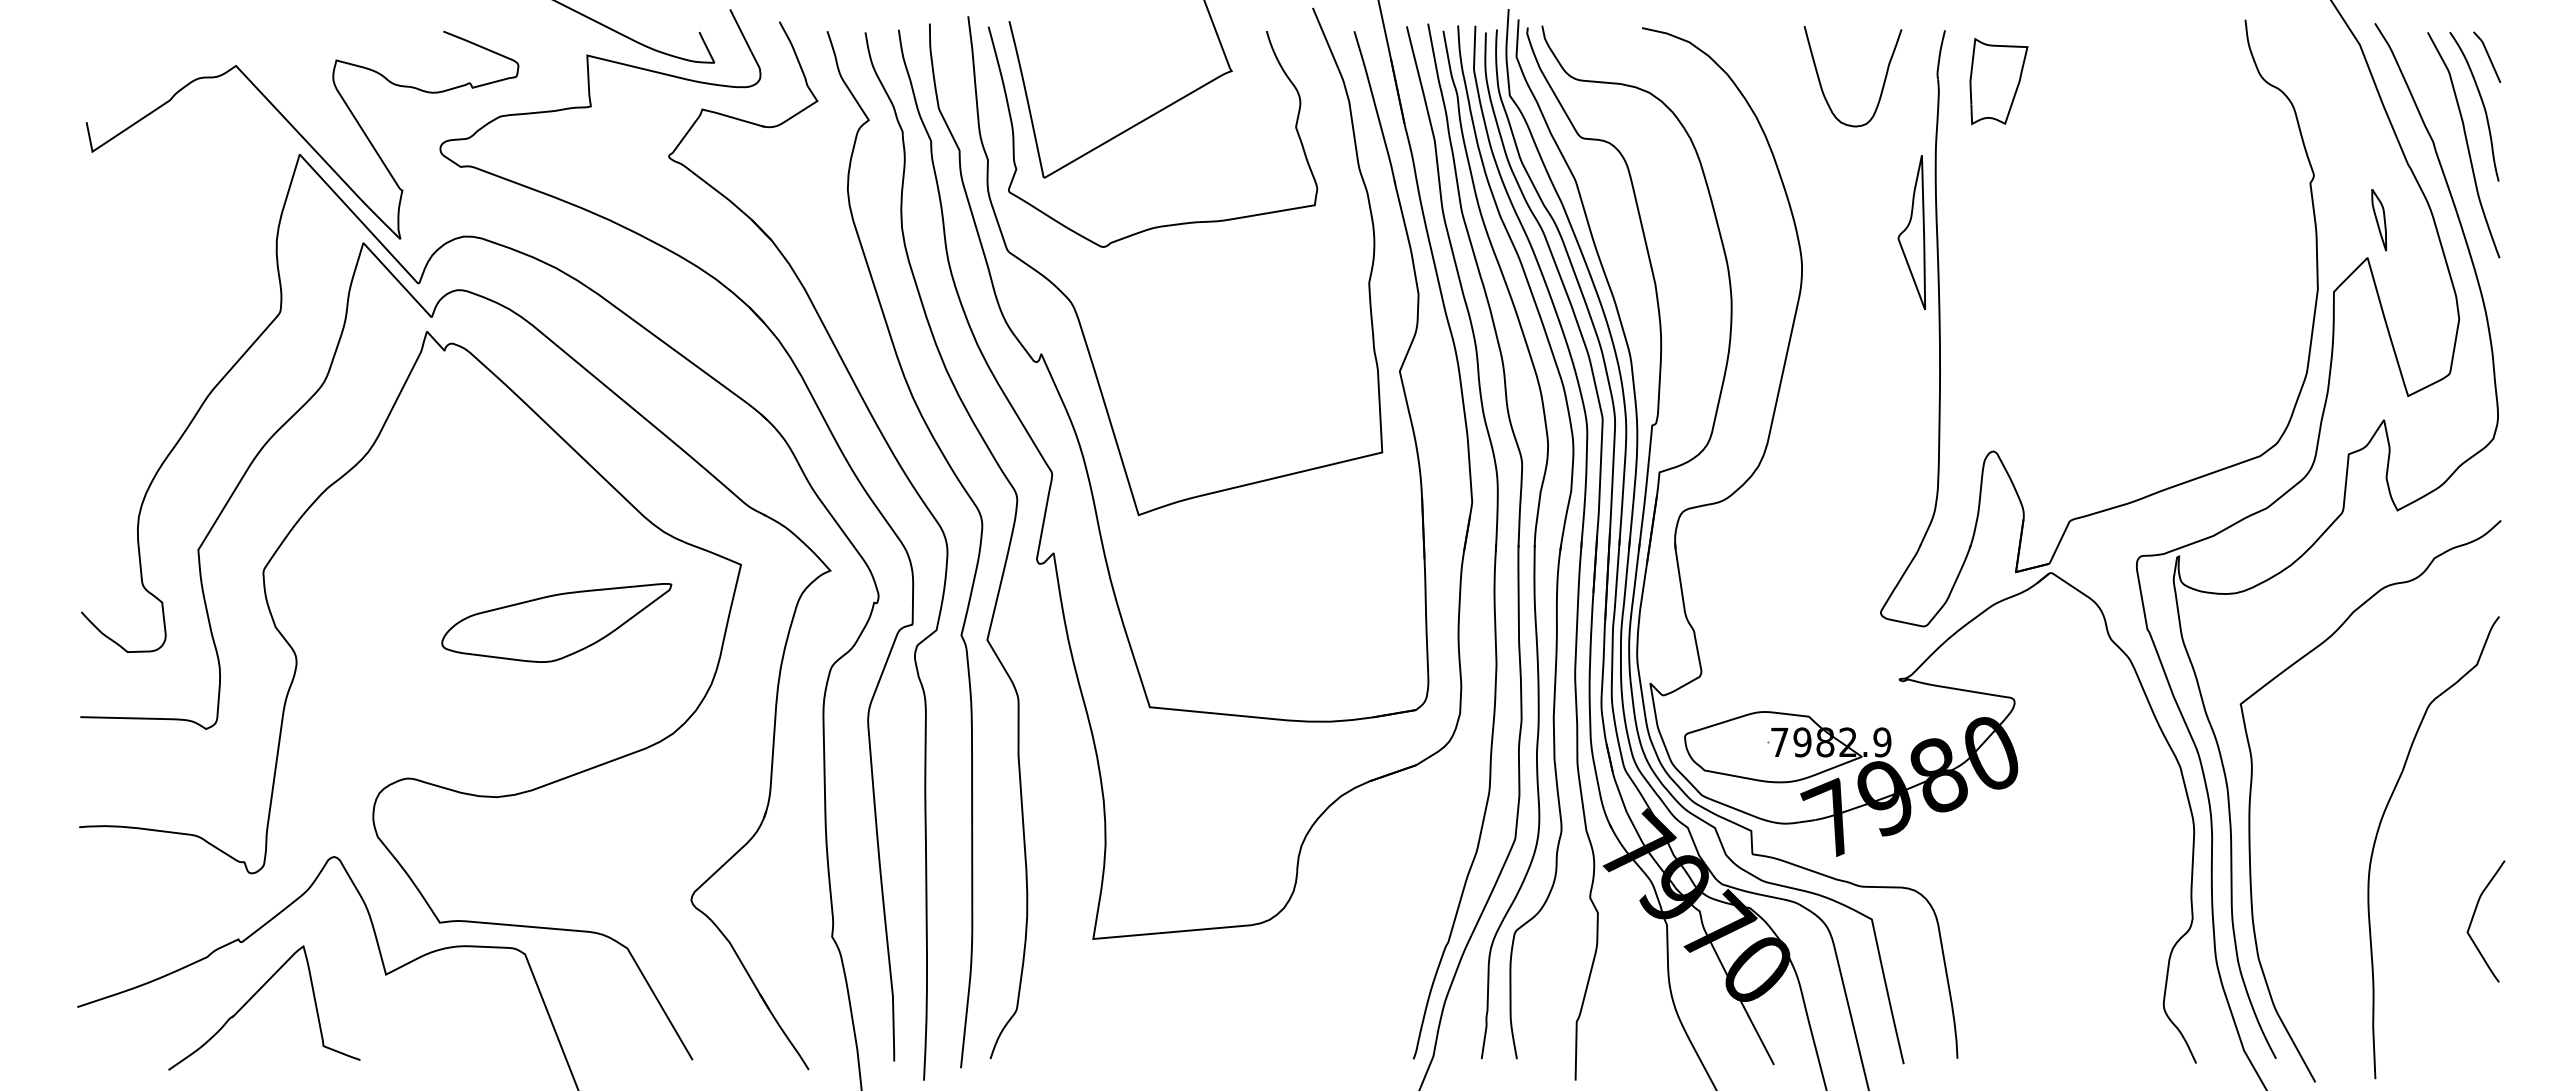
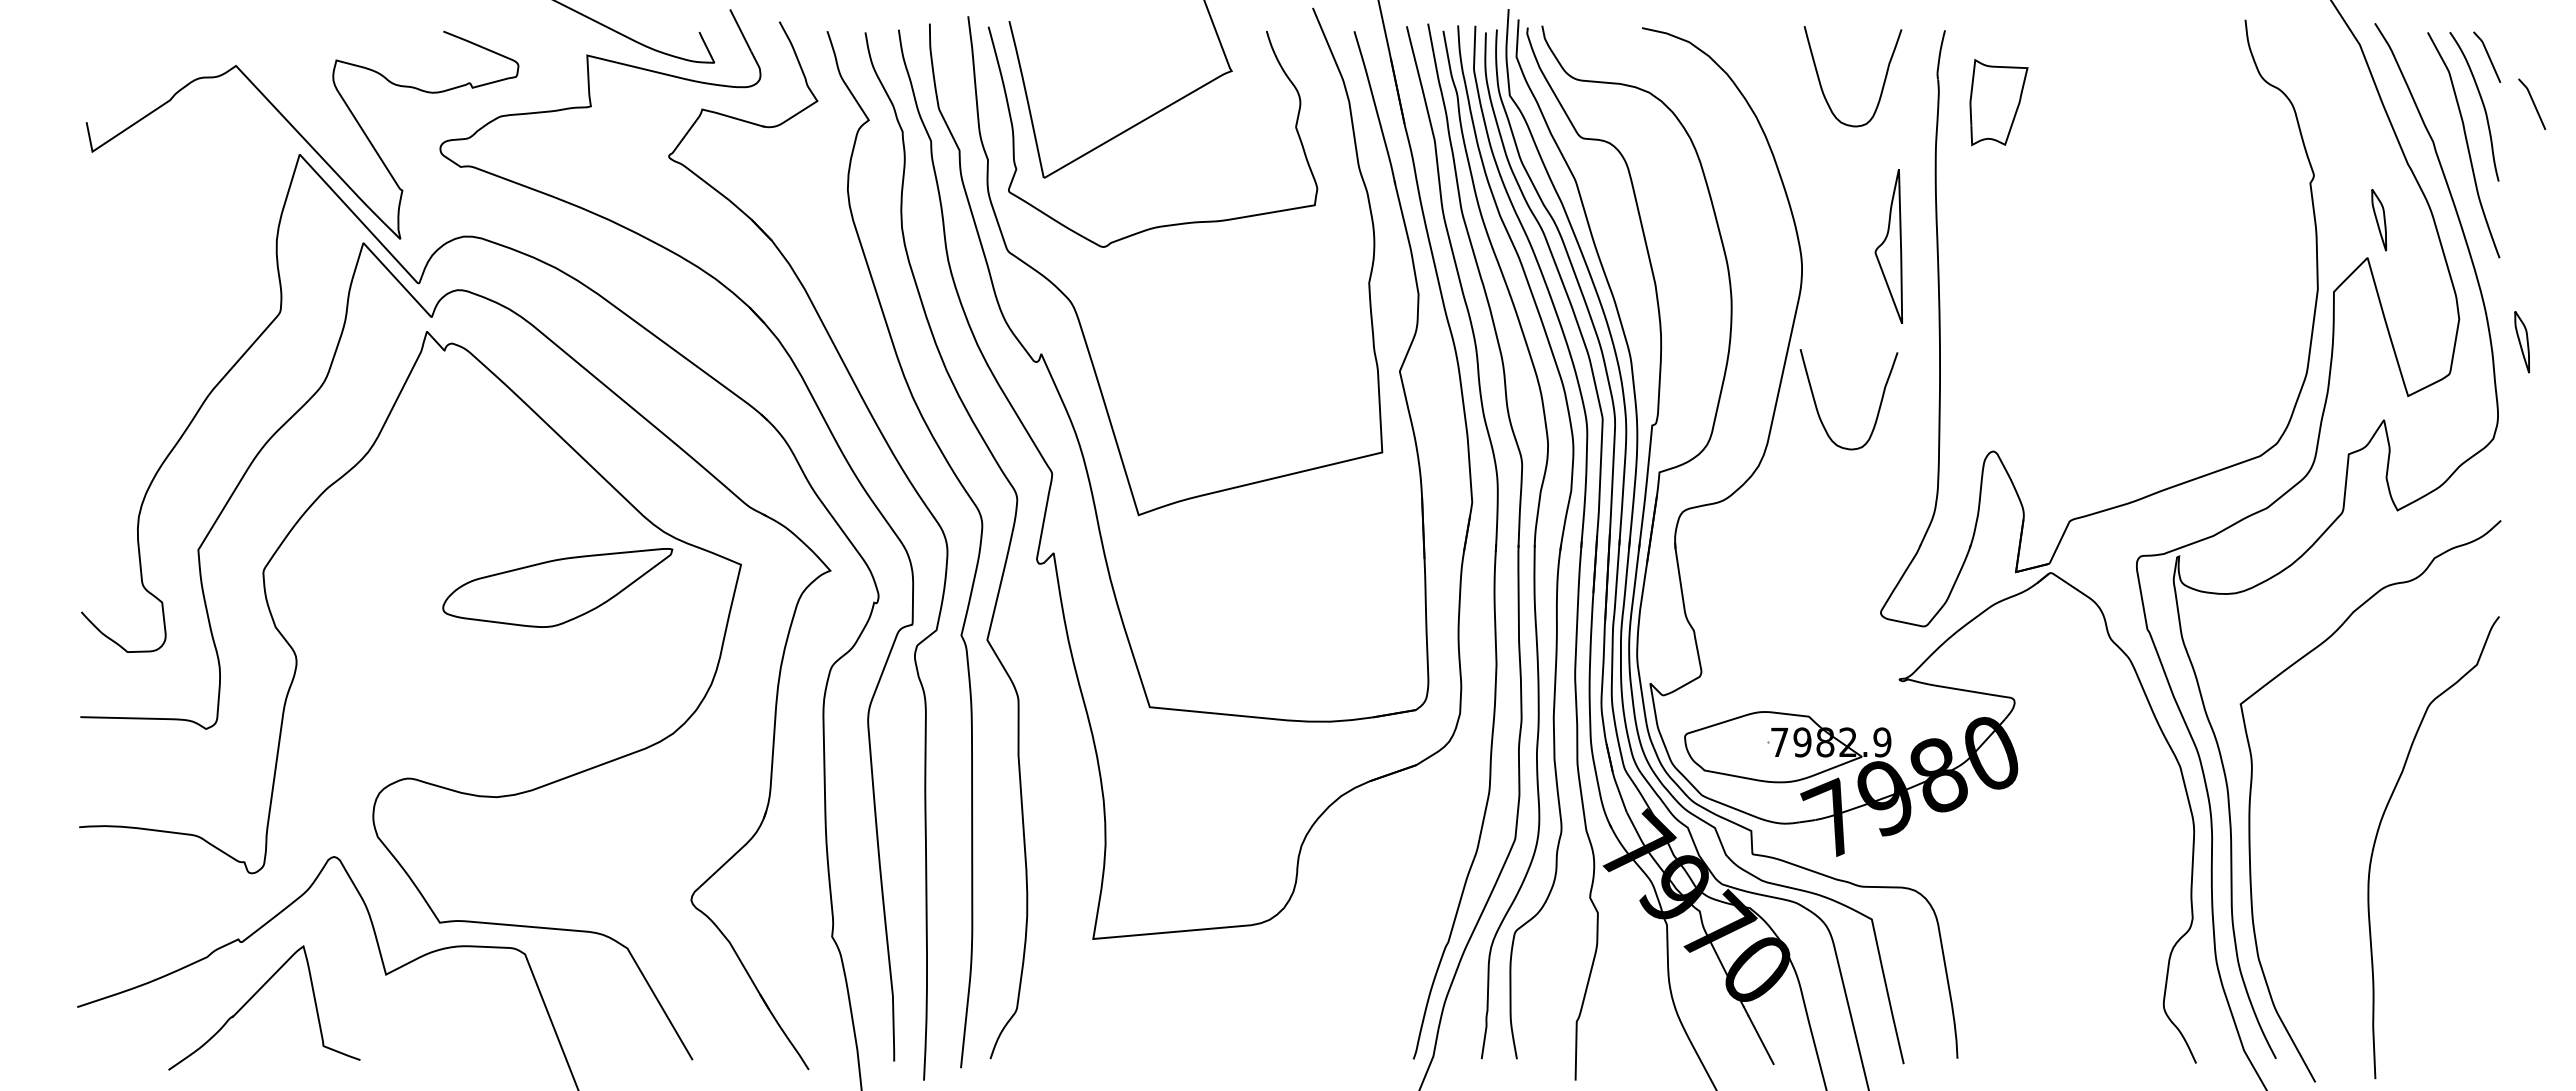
part position: (1998, 81) -> (1998, 102) (1998, 102)
curve: none -> present (2532, 103)
part position: (1911, 232) -> (1888, 246) (1888, 246)
part: none -> present (2522, 342)
curve: none -> present (1878, 408)
part position: (556, 622) -> (557, 587) (557, 587)
curve: present -> none (2474, 916)
